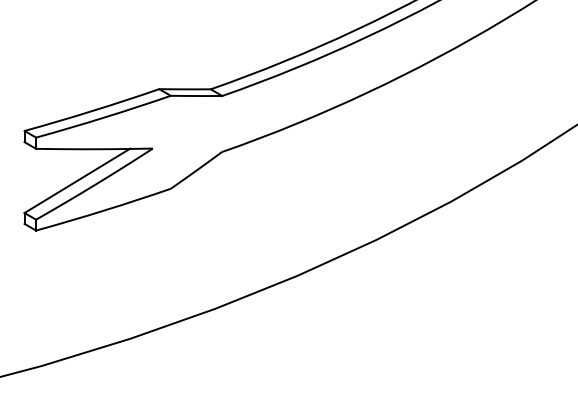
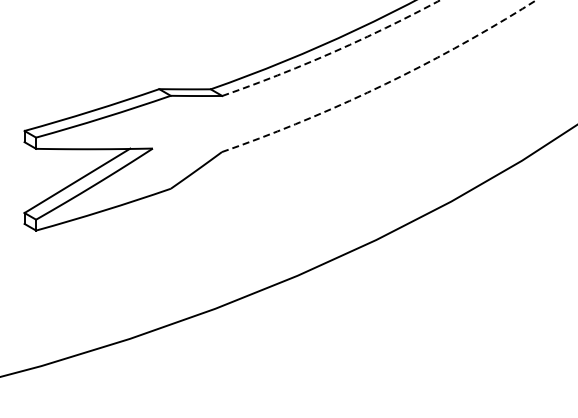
arc: solid -> dashed (333, 52)
arc: solid -> dashed (384, 84)
